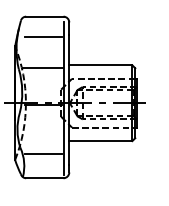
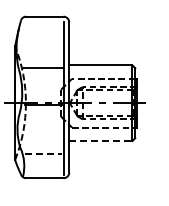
line: present -> none (42, 36)
line: solid -> dashed (100, 141)
line: solid -> dashed (43, 153)
